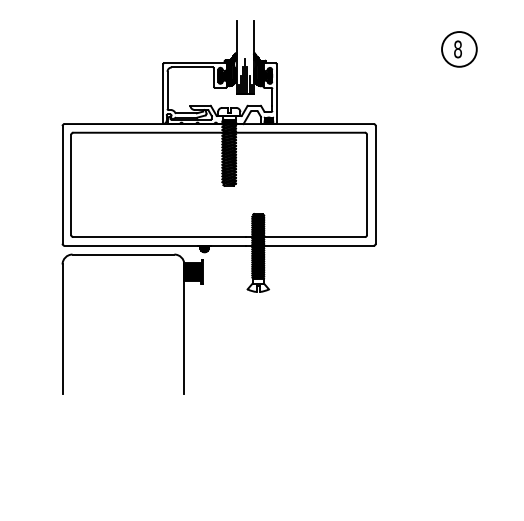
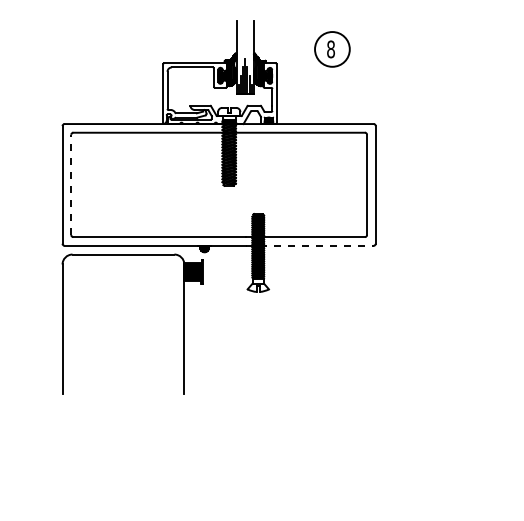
part position: (459, 49) -> (332, 49) (332, 49)
line: solid -> dashed (71, 184)
line: solid -> dashed (309, 245)
